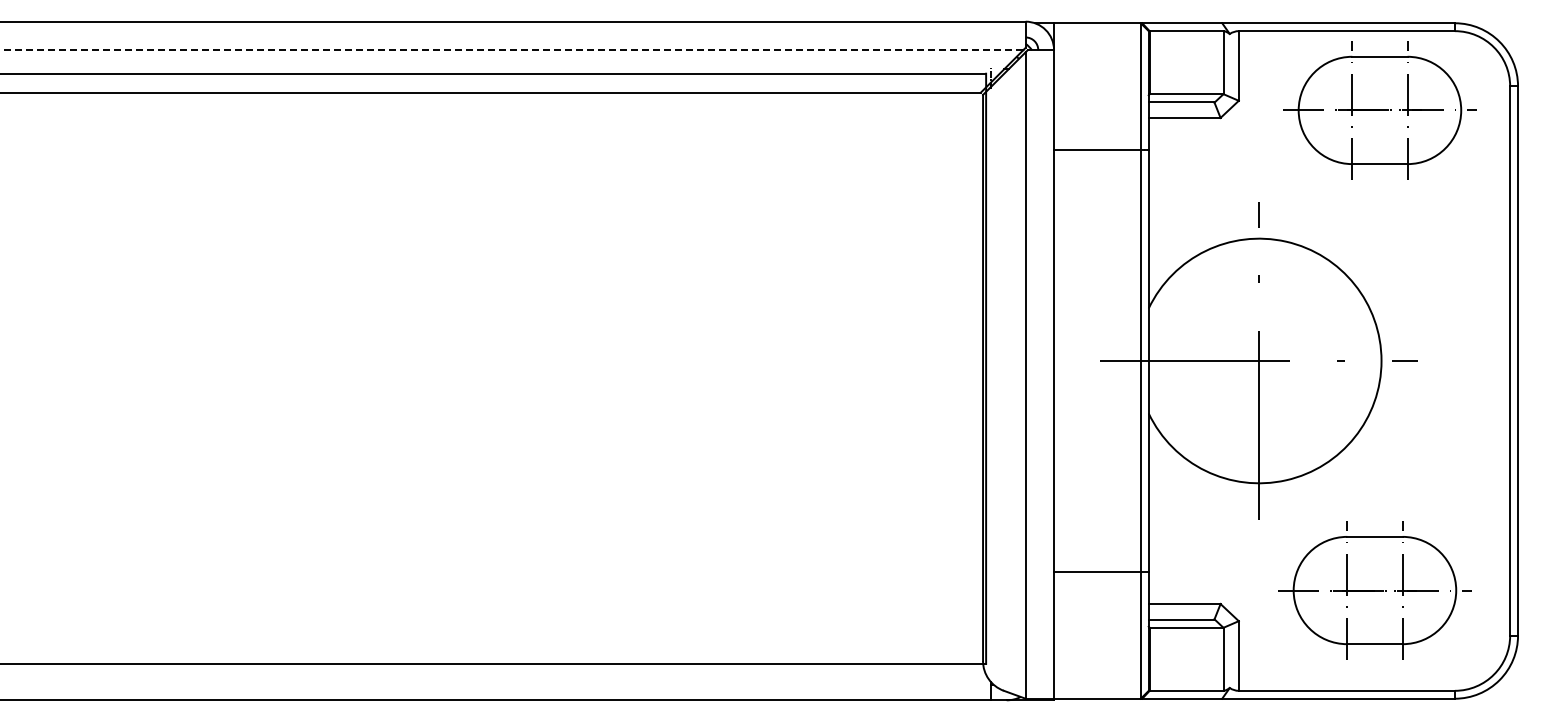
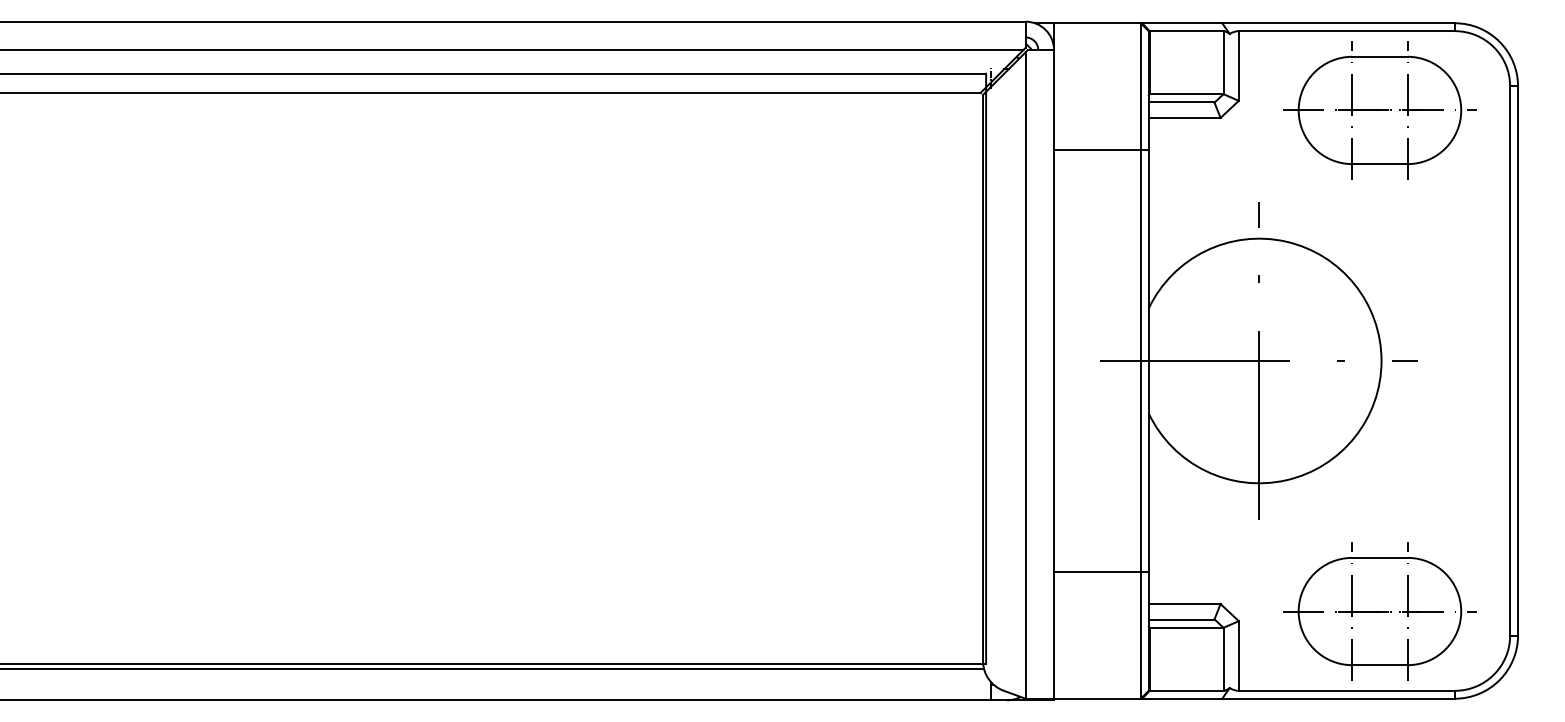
line: dashed -> solid (511, 50)
part position: (1374, 590) -> (1379, 611) (1379, 611)
line: none -> present (492, 668)
